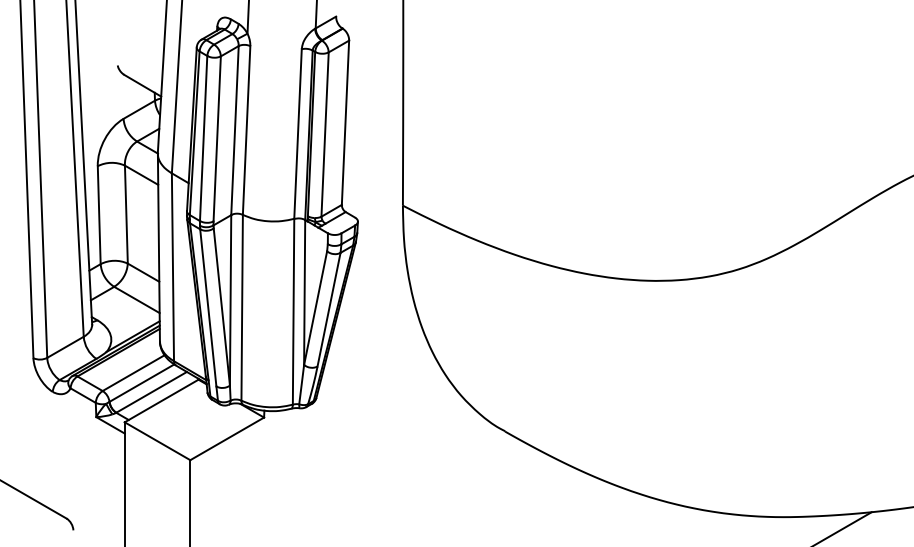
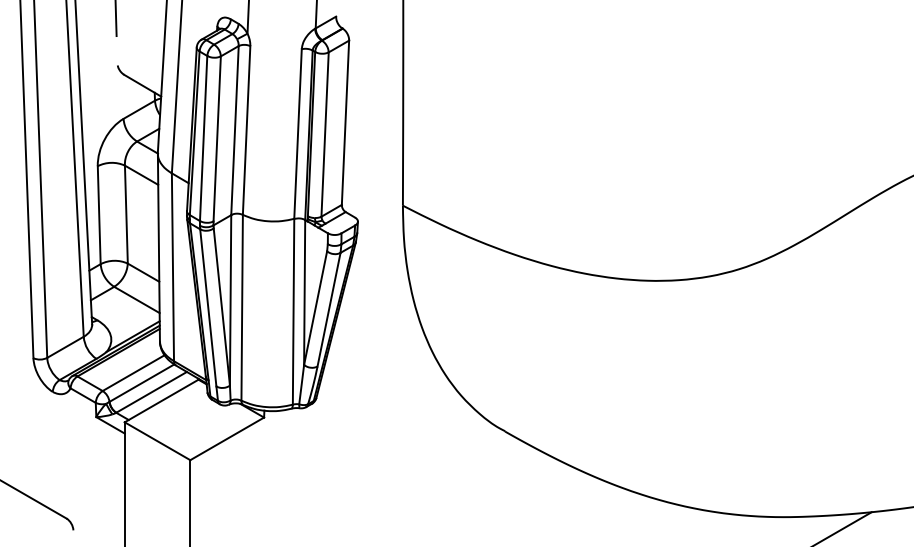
line: none -> present (115, 19)
